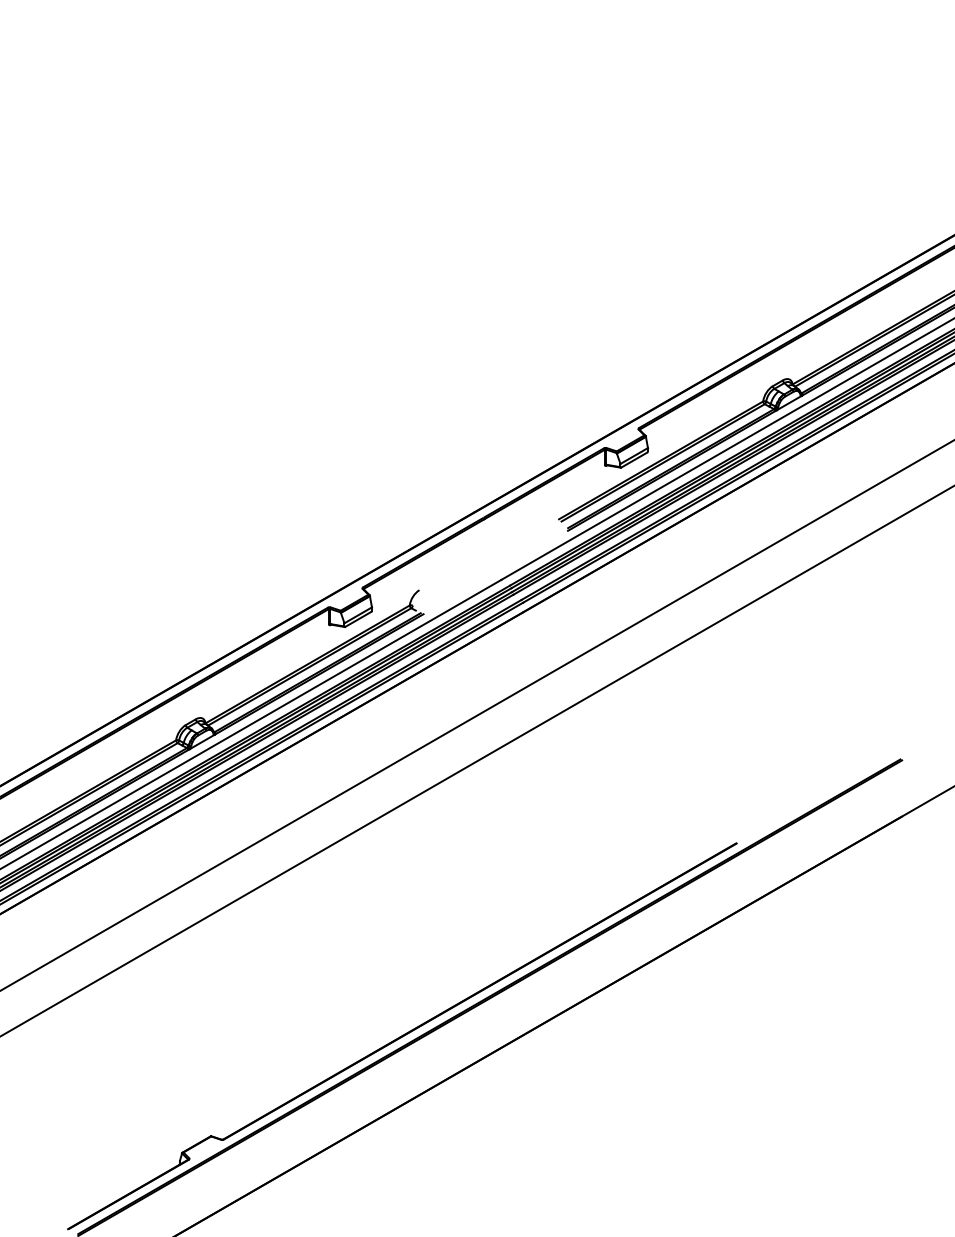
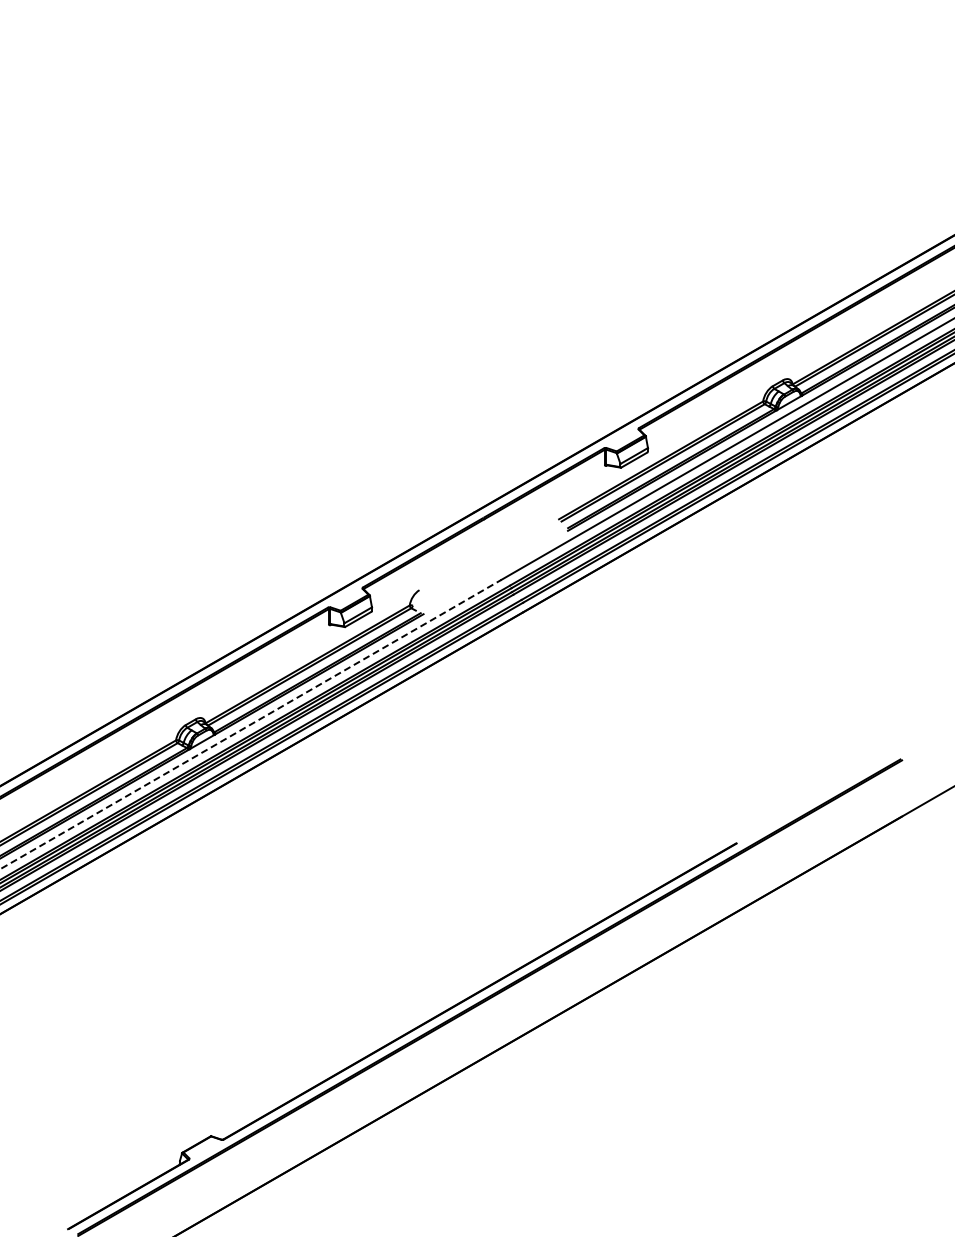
line: present -> none (476, 715)
line: solid -> dashed (251, 724)
line: present -> none (476, 761)
